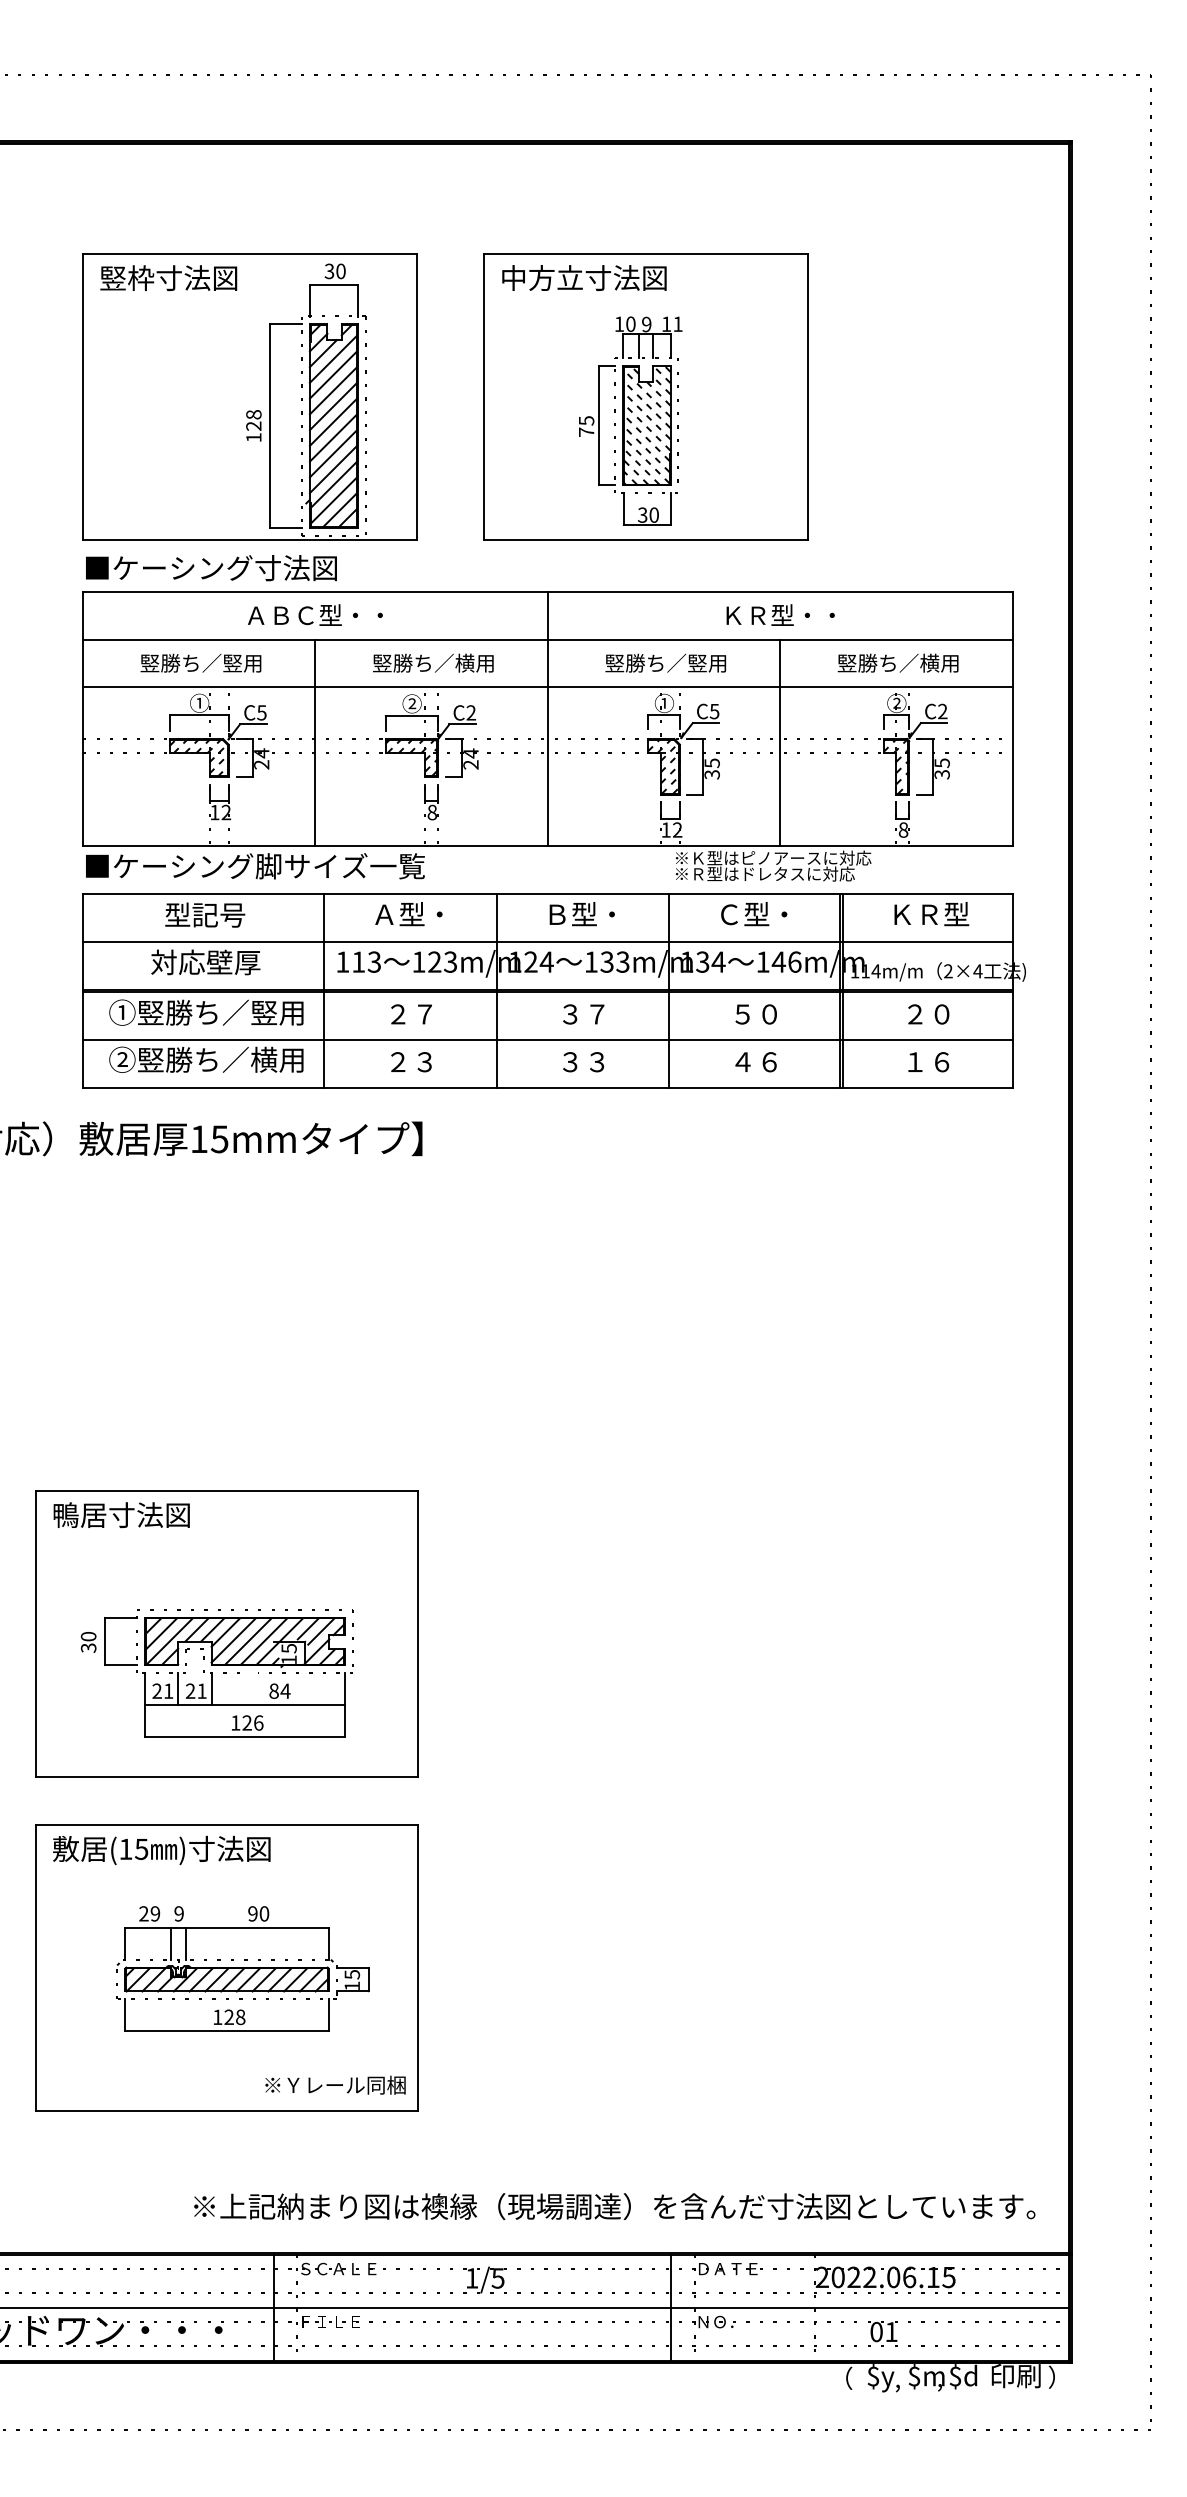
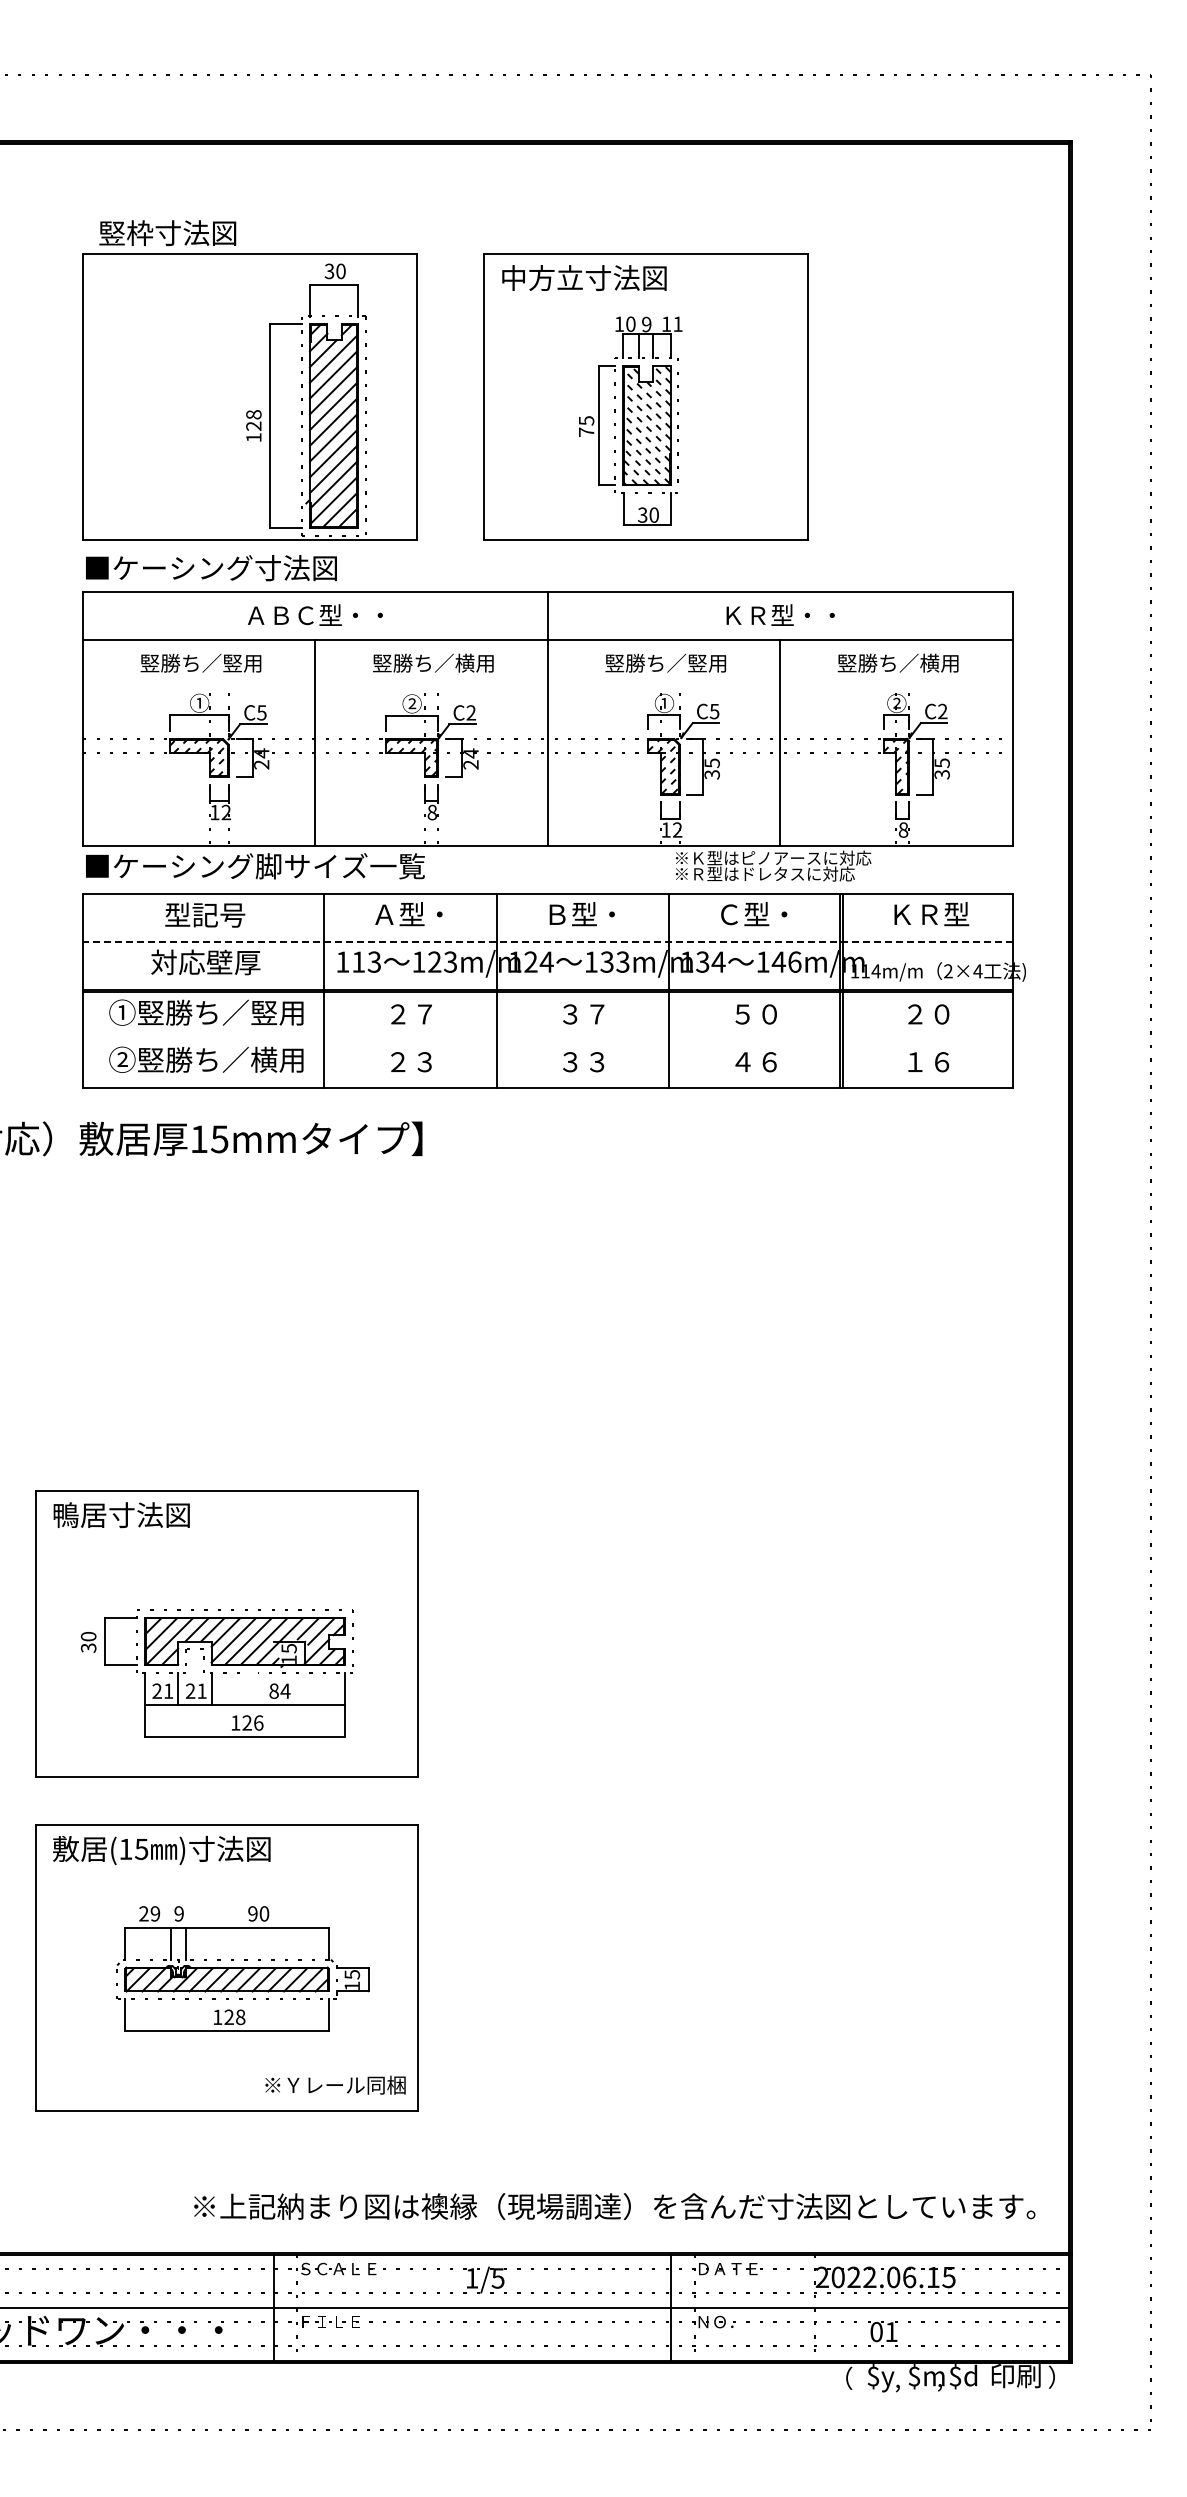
text position: (168, 278) -> (167, 233) (167, 233)
line: present -> none (547, 687)
line: solid -> dashed (547, 941)
line: present -> none (547, 1039)
